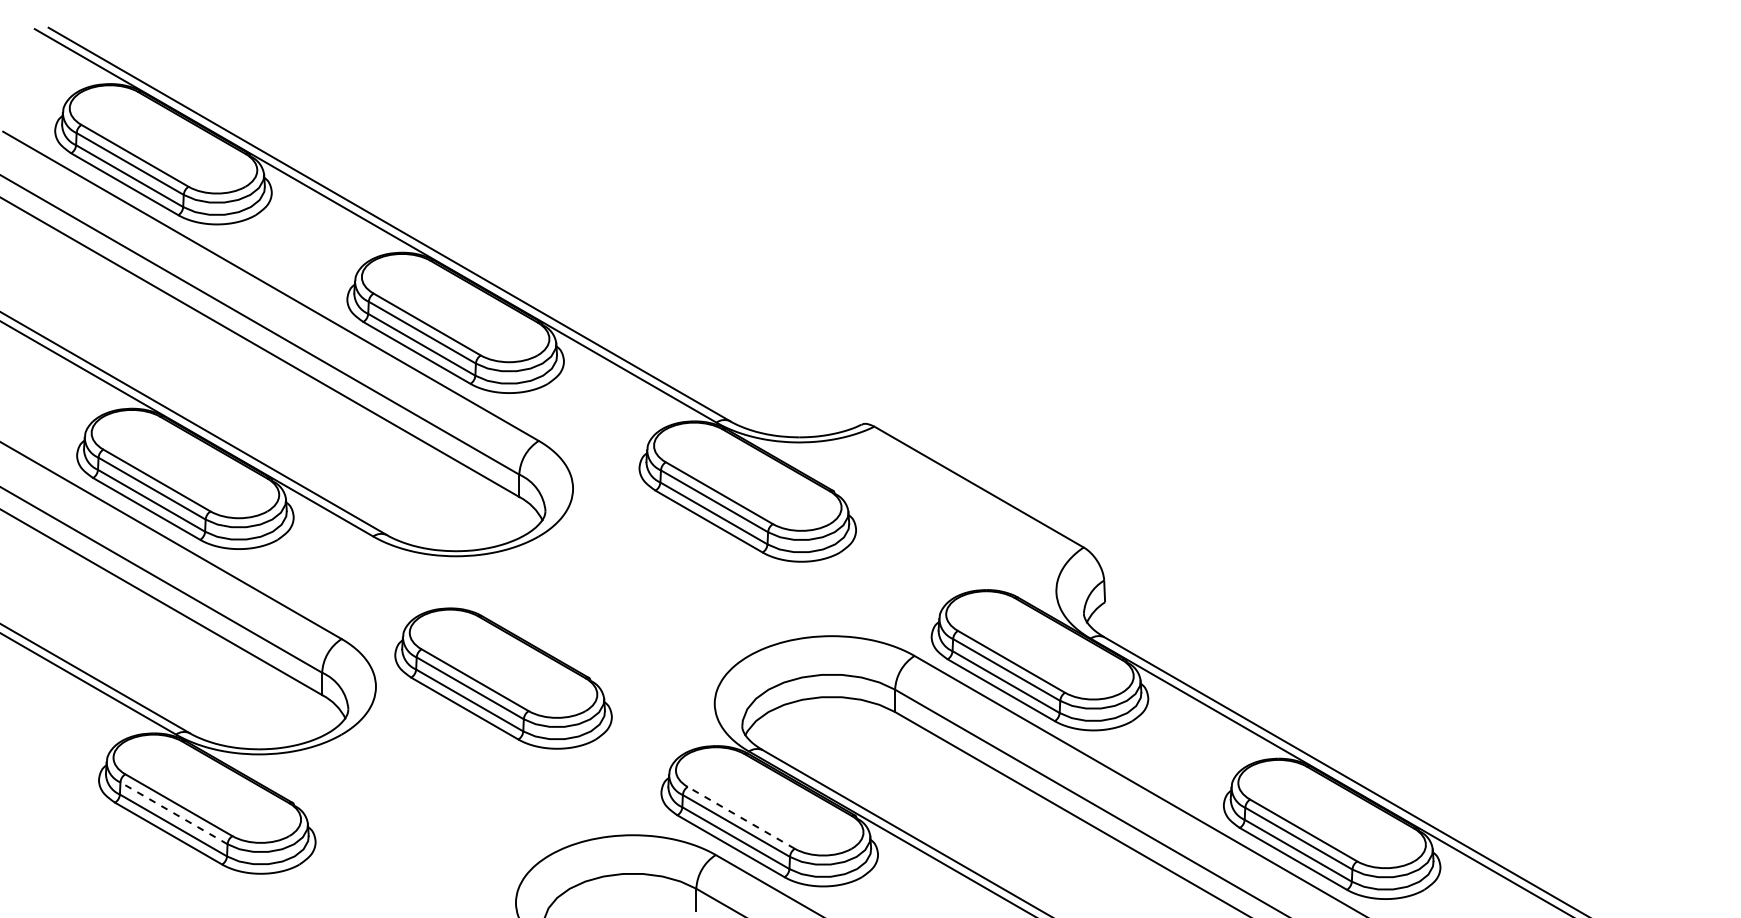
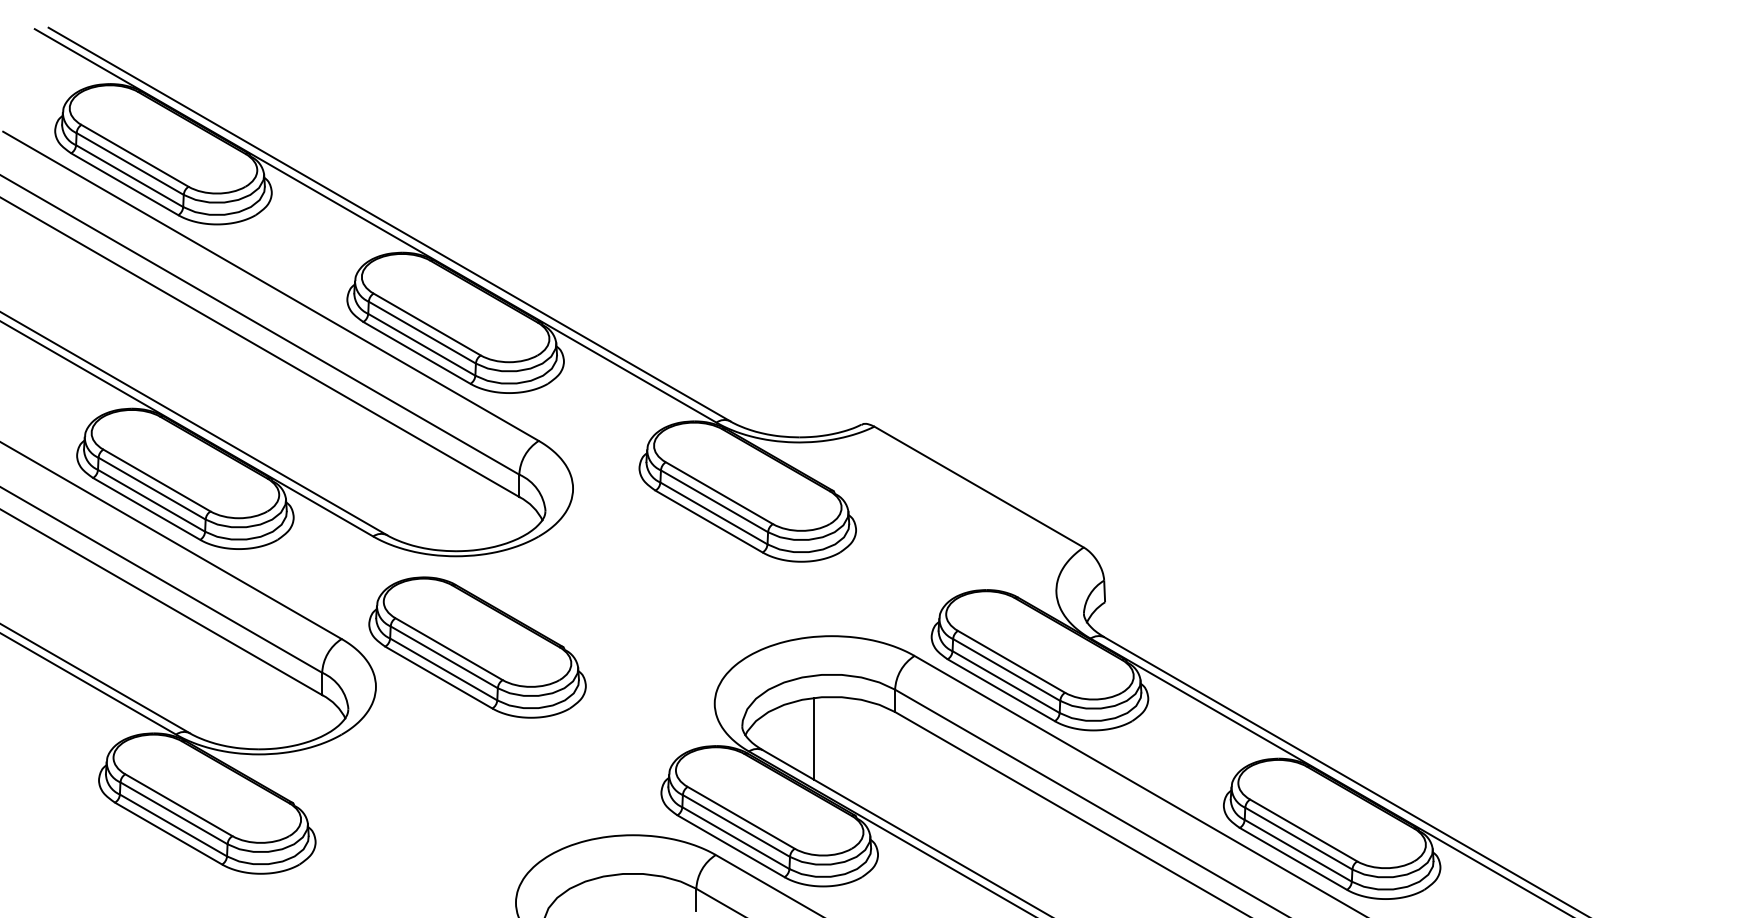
part position: (503, 678) -> (477, 647) (477, 647)
line: none -> present (813, 738)
line: dashed -> solid (174, 813)
line: dashed -> solid (741, 817)
